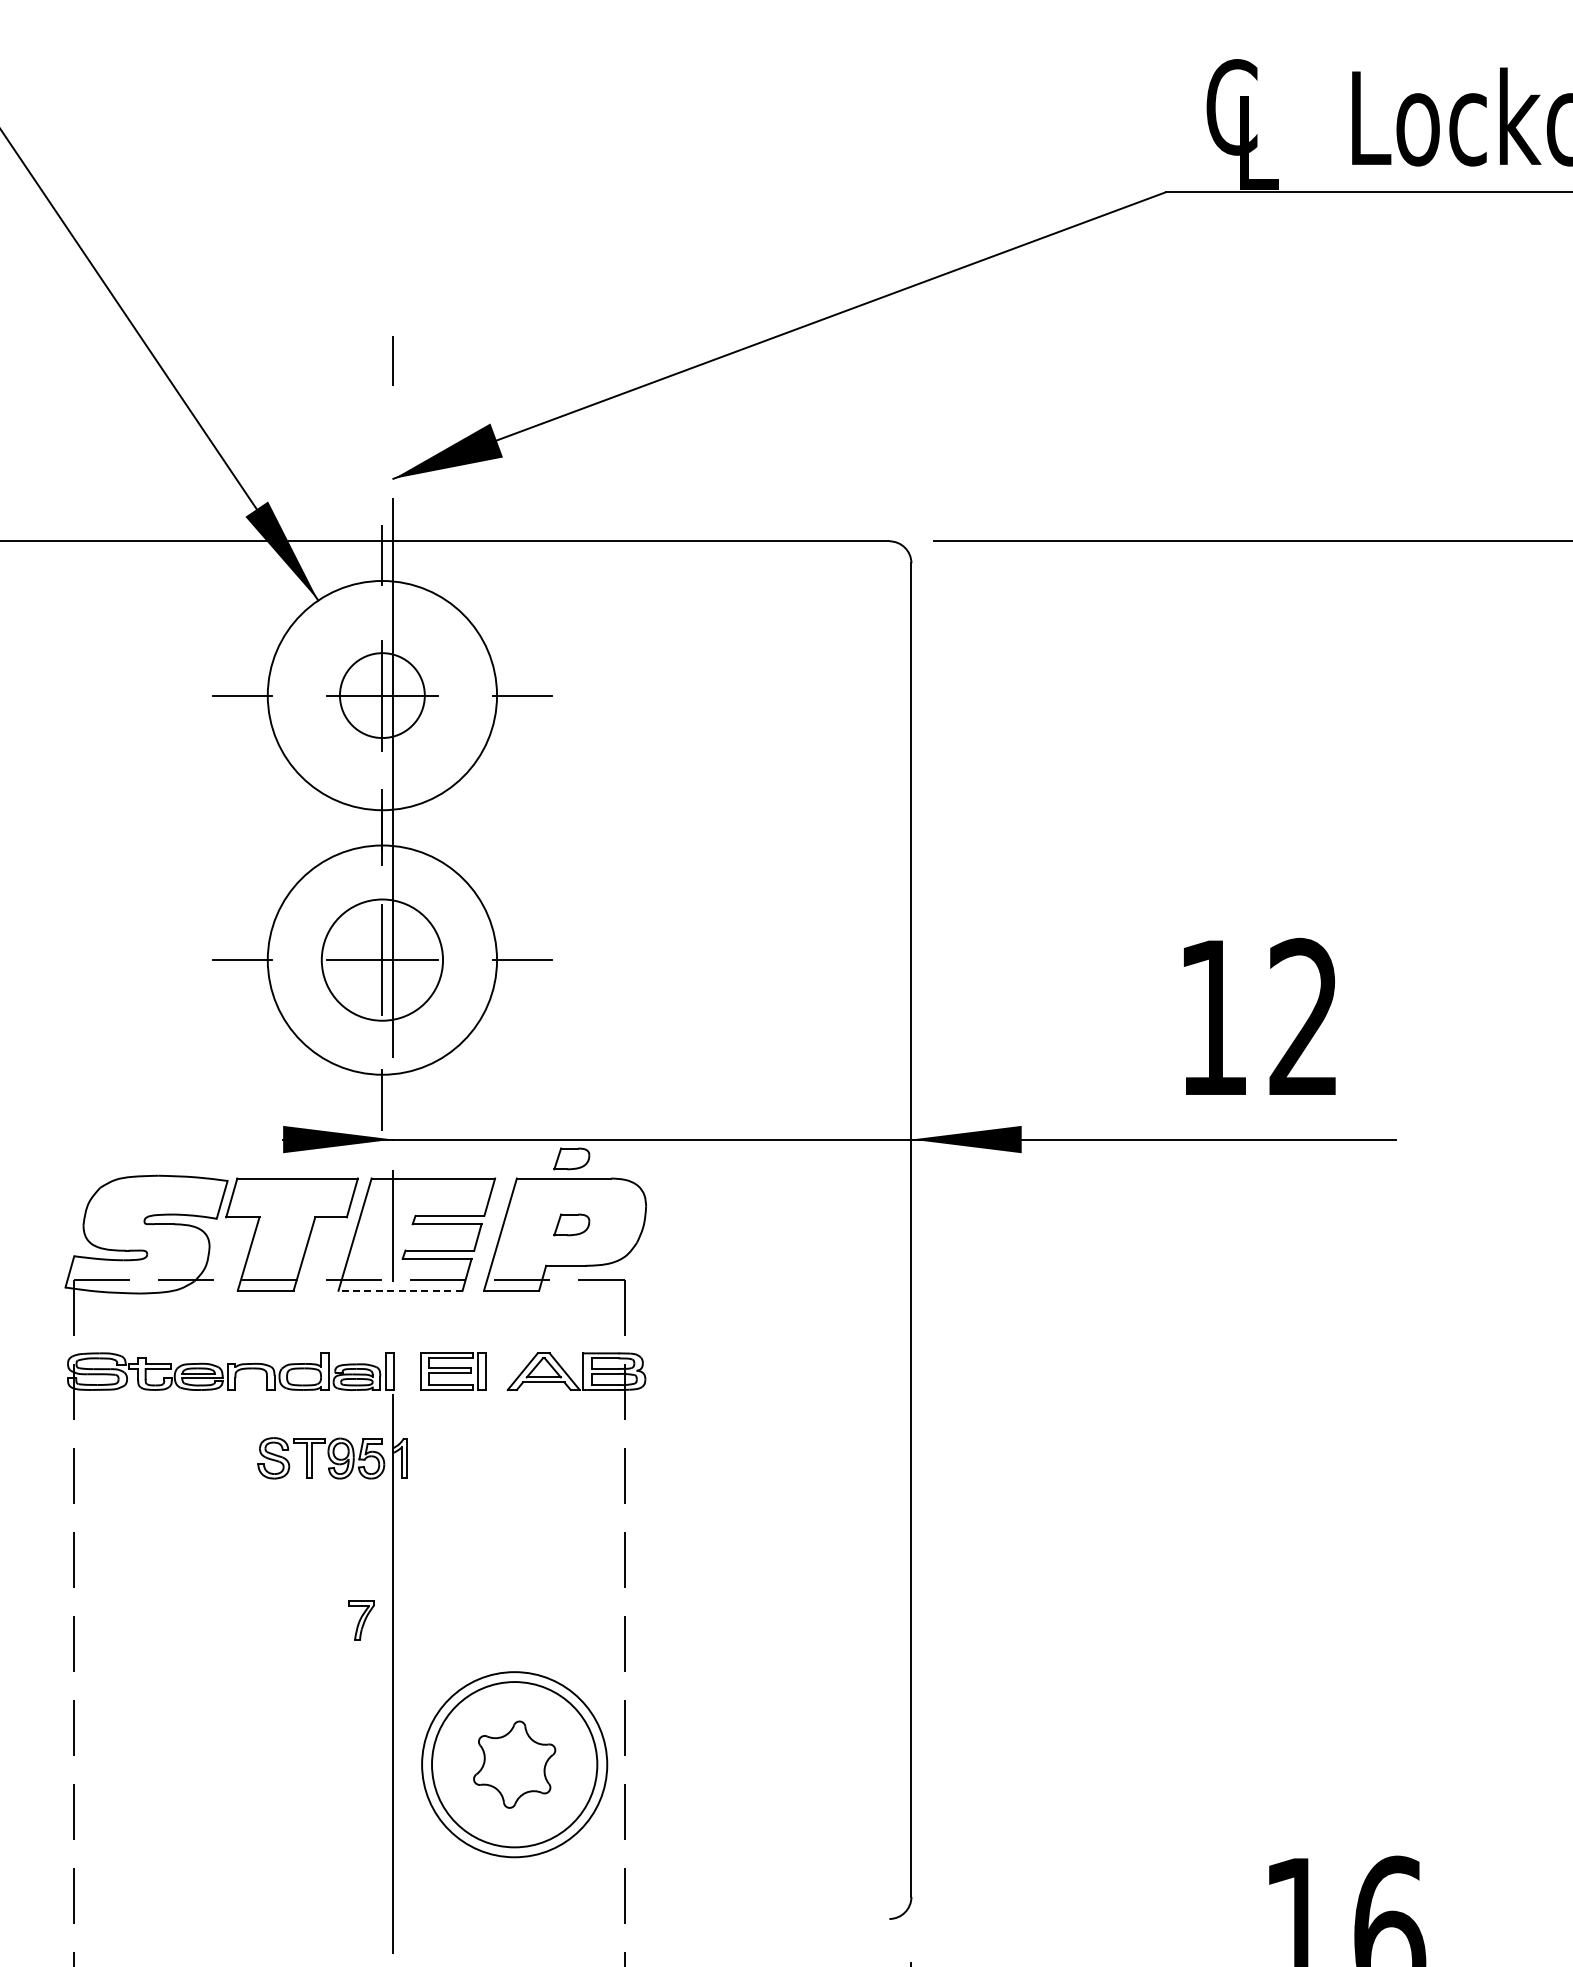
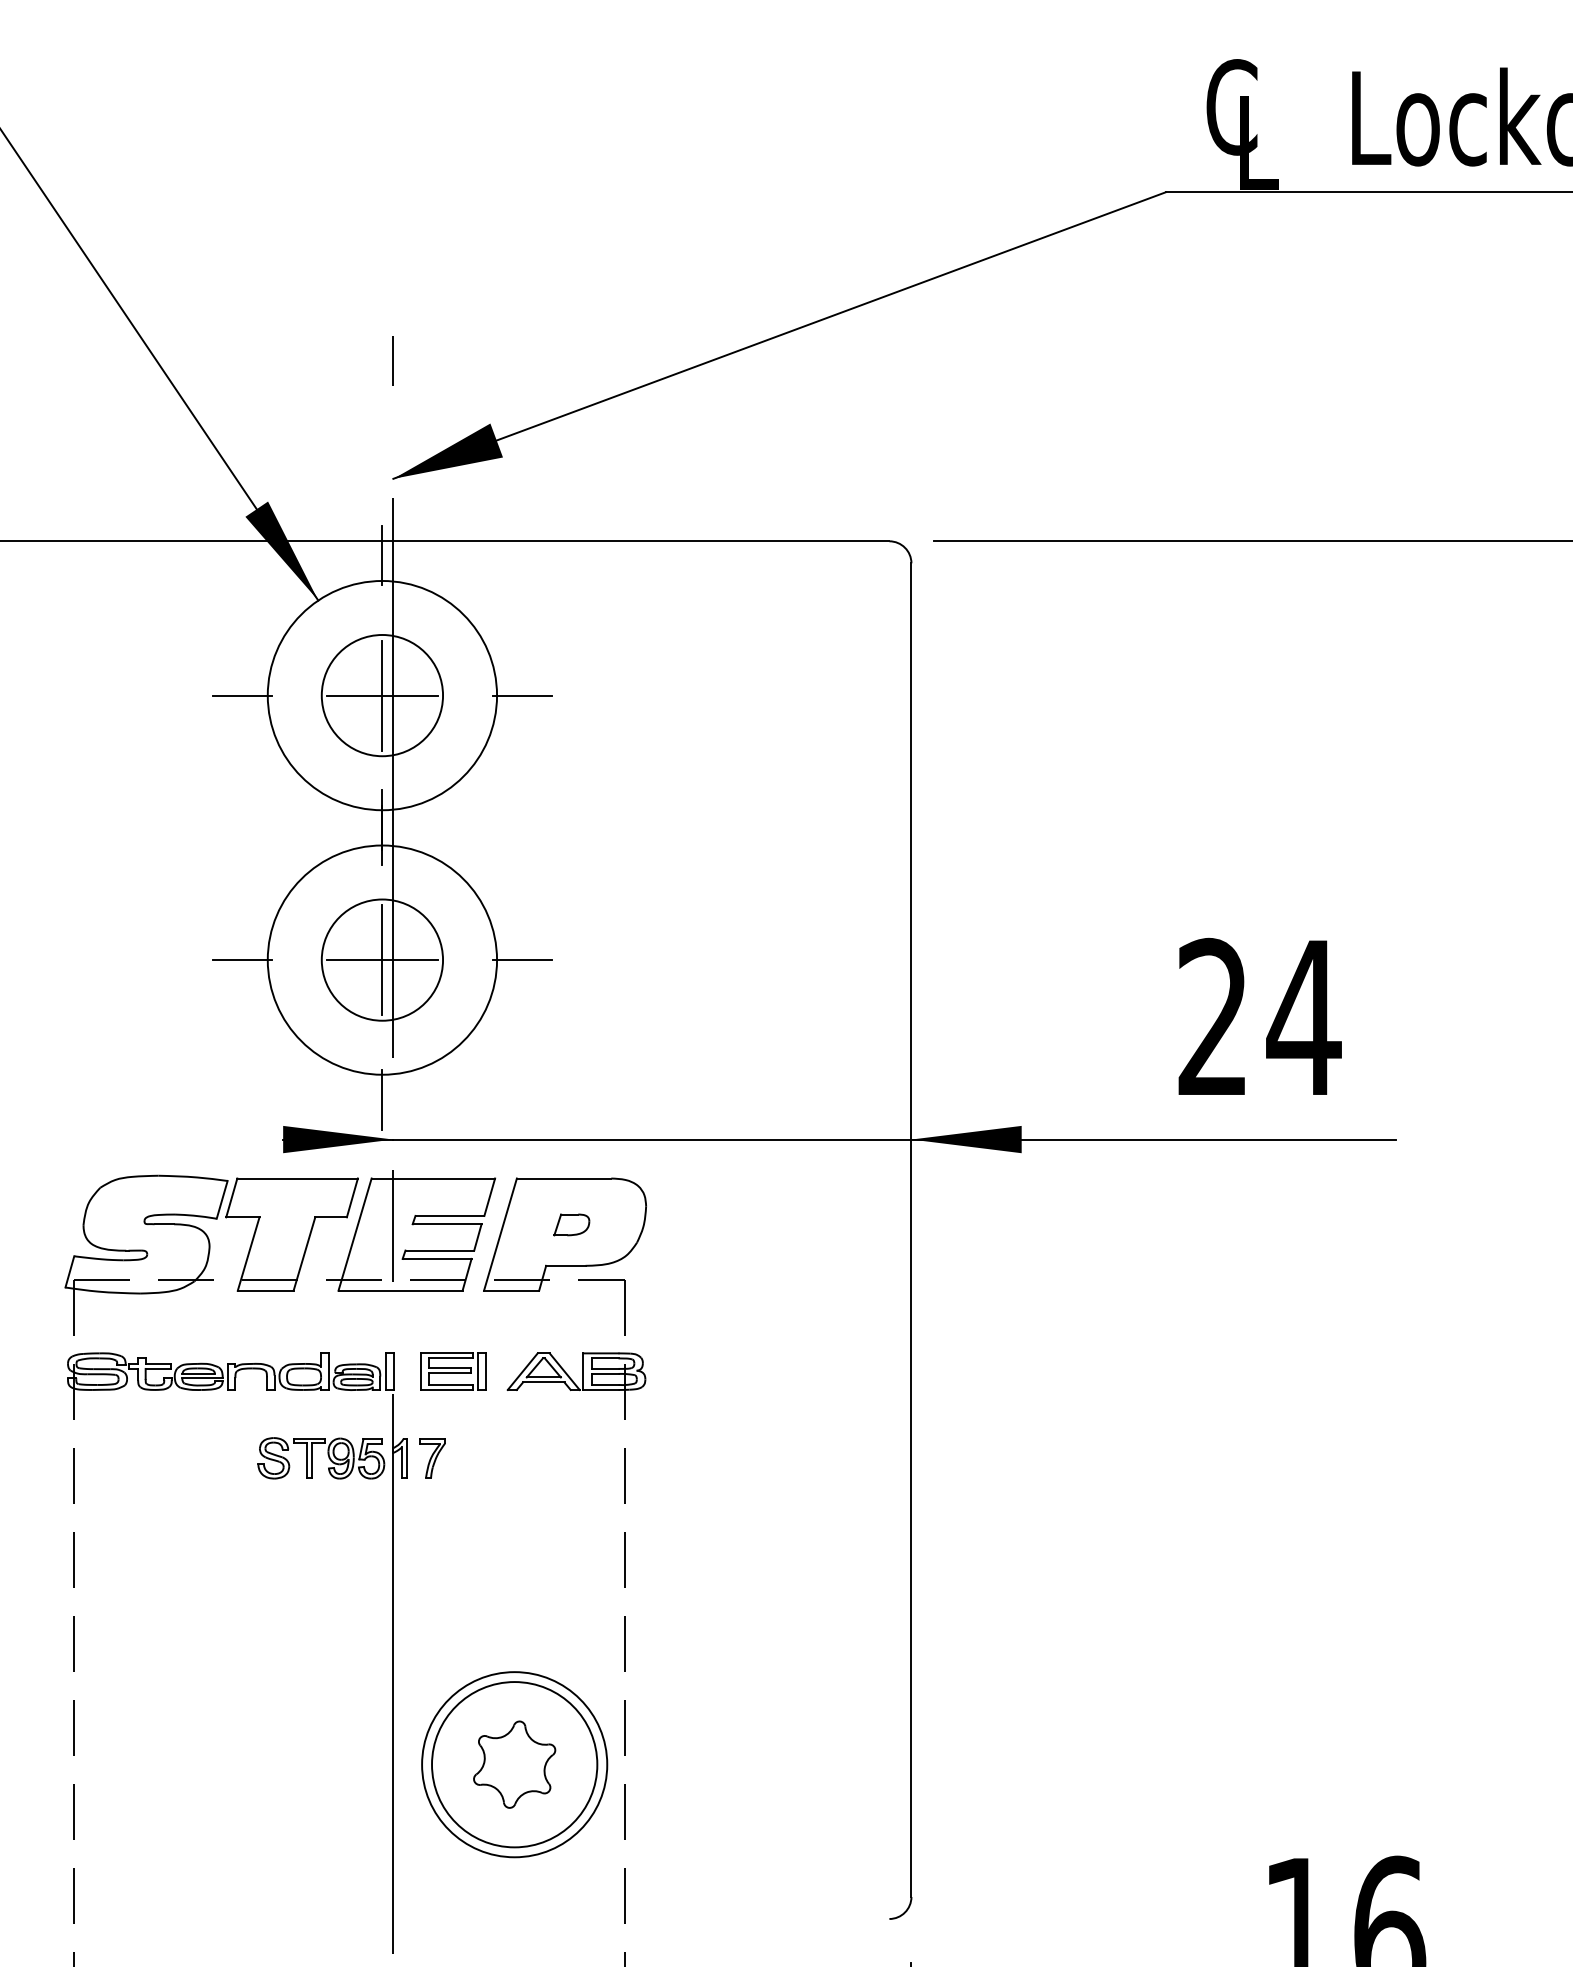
circle diameter: 85 px -> 121 px (382, 695)
text: 12 -> 24 (1259, 1015)
part: present -> none (571, 1158)
line: dashed -> solid (400, 1290)
part position: (361, 1620) -> (432, 1458) (432, 1458)
